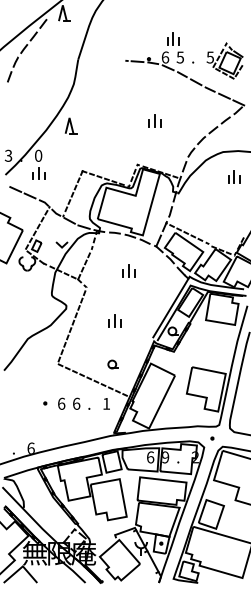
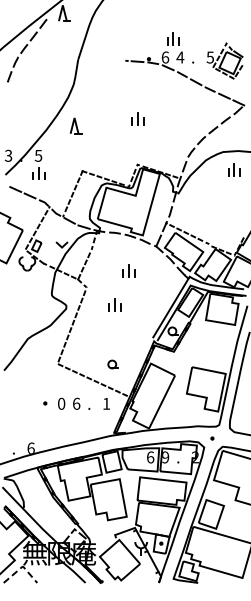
text: 5 -> 4 (180, 57)
part position: (154, 120) -> (137, 118) (137, 118)
part position: (70, 125) -> (75, 125) (75, 125)
text: 0 -> 5 (38, 155)
part position: (234, 176) -> (234, 169) (234, 169)
part position: (114, 320) -> (114, 304) (114, 304)
text: 6 -> 0 (61, 403)
line: solid -> dashed (22, 567)
